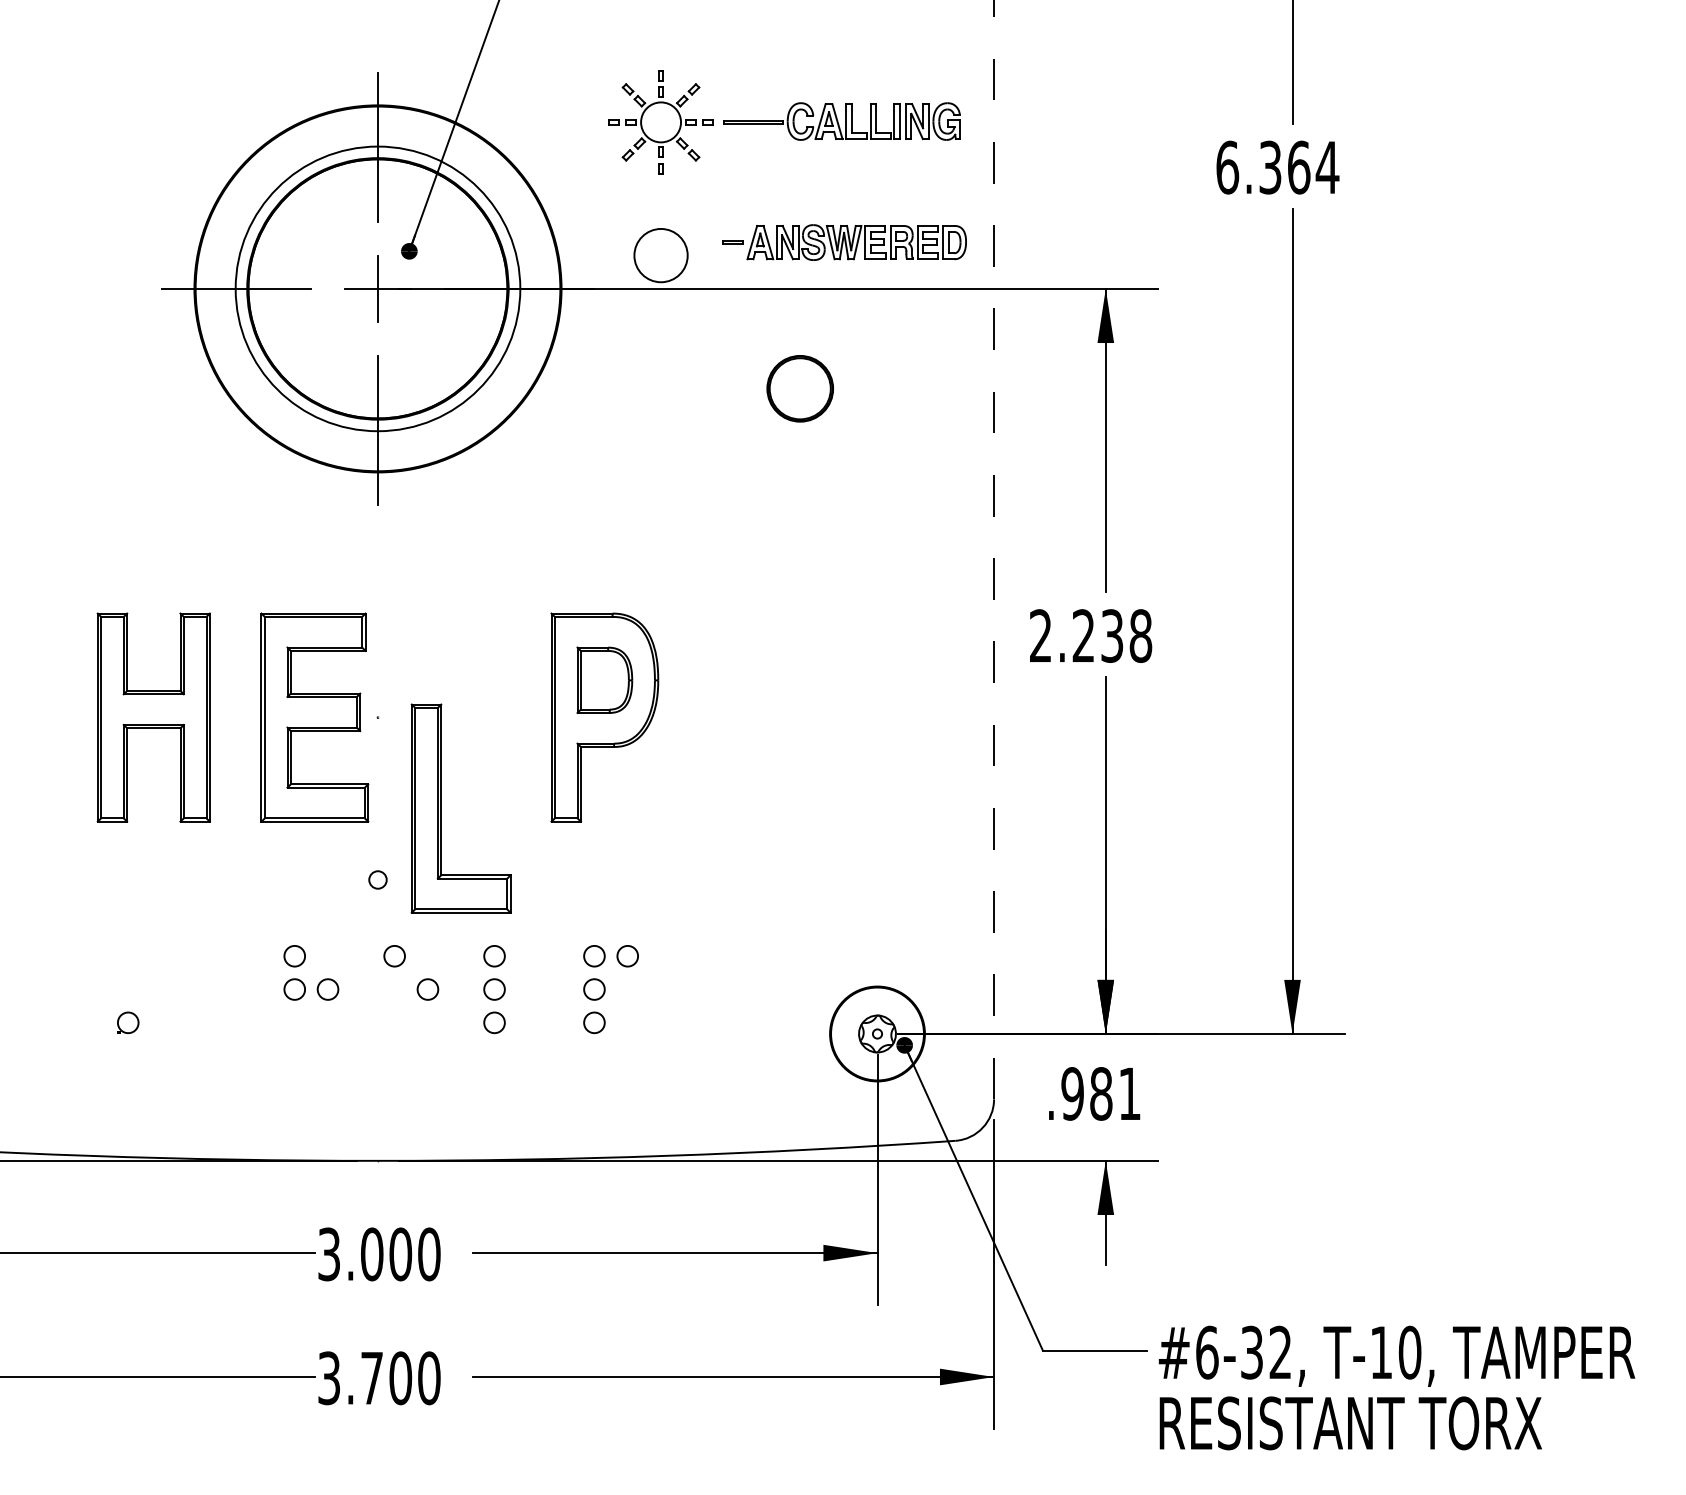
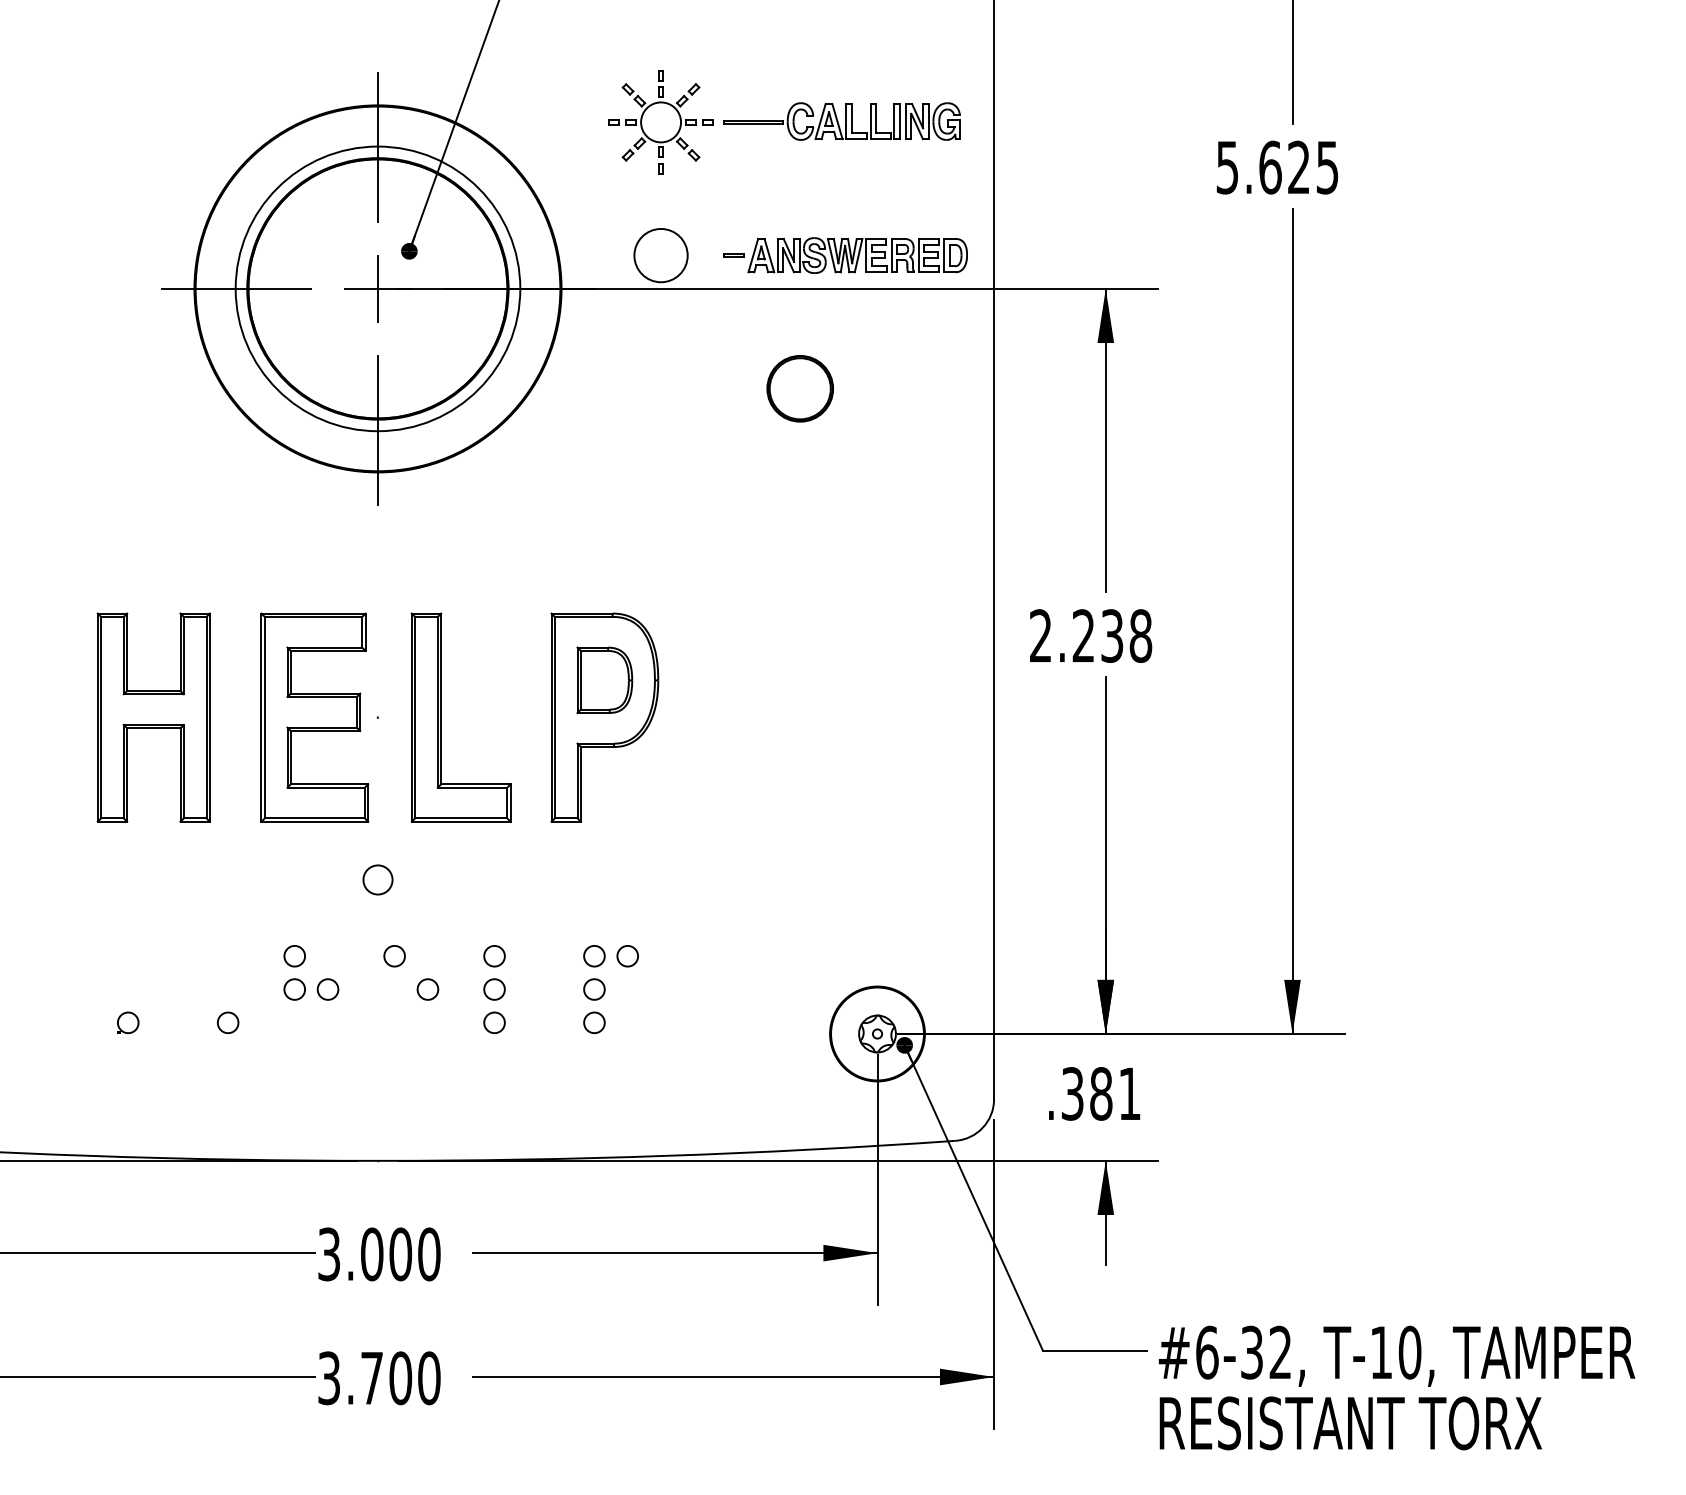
text: 6.364 -> 5.625 (1277, 167)
part position: (844, 242) -> (845, 255) (845, 255)
line: dashed -> solid (994, 549)
part position: (441, 808) -> (441, 717) (441, 717)
circle diameter: 17 px -> 29 px (377, 879)
circle: none -> present (228, 1022)
text: .981 -> .381 (1072, 1093)
